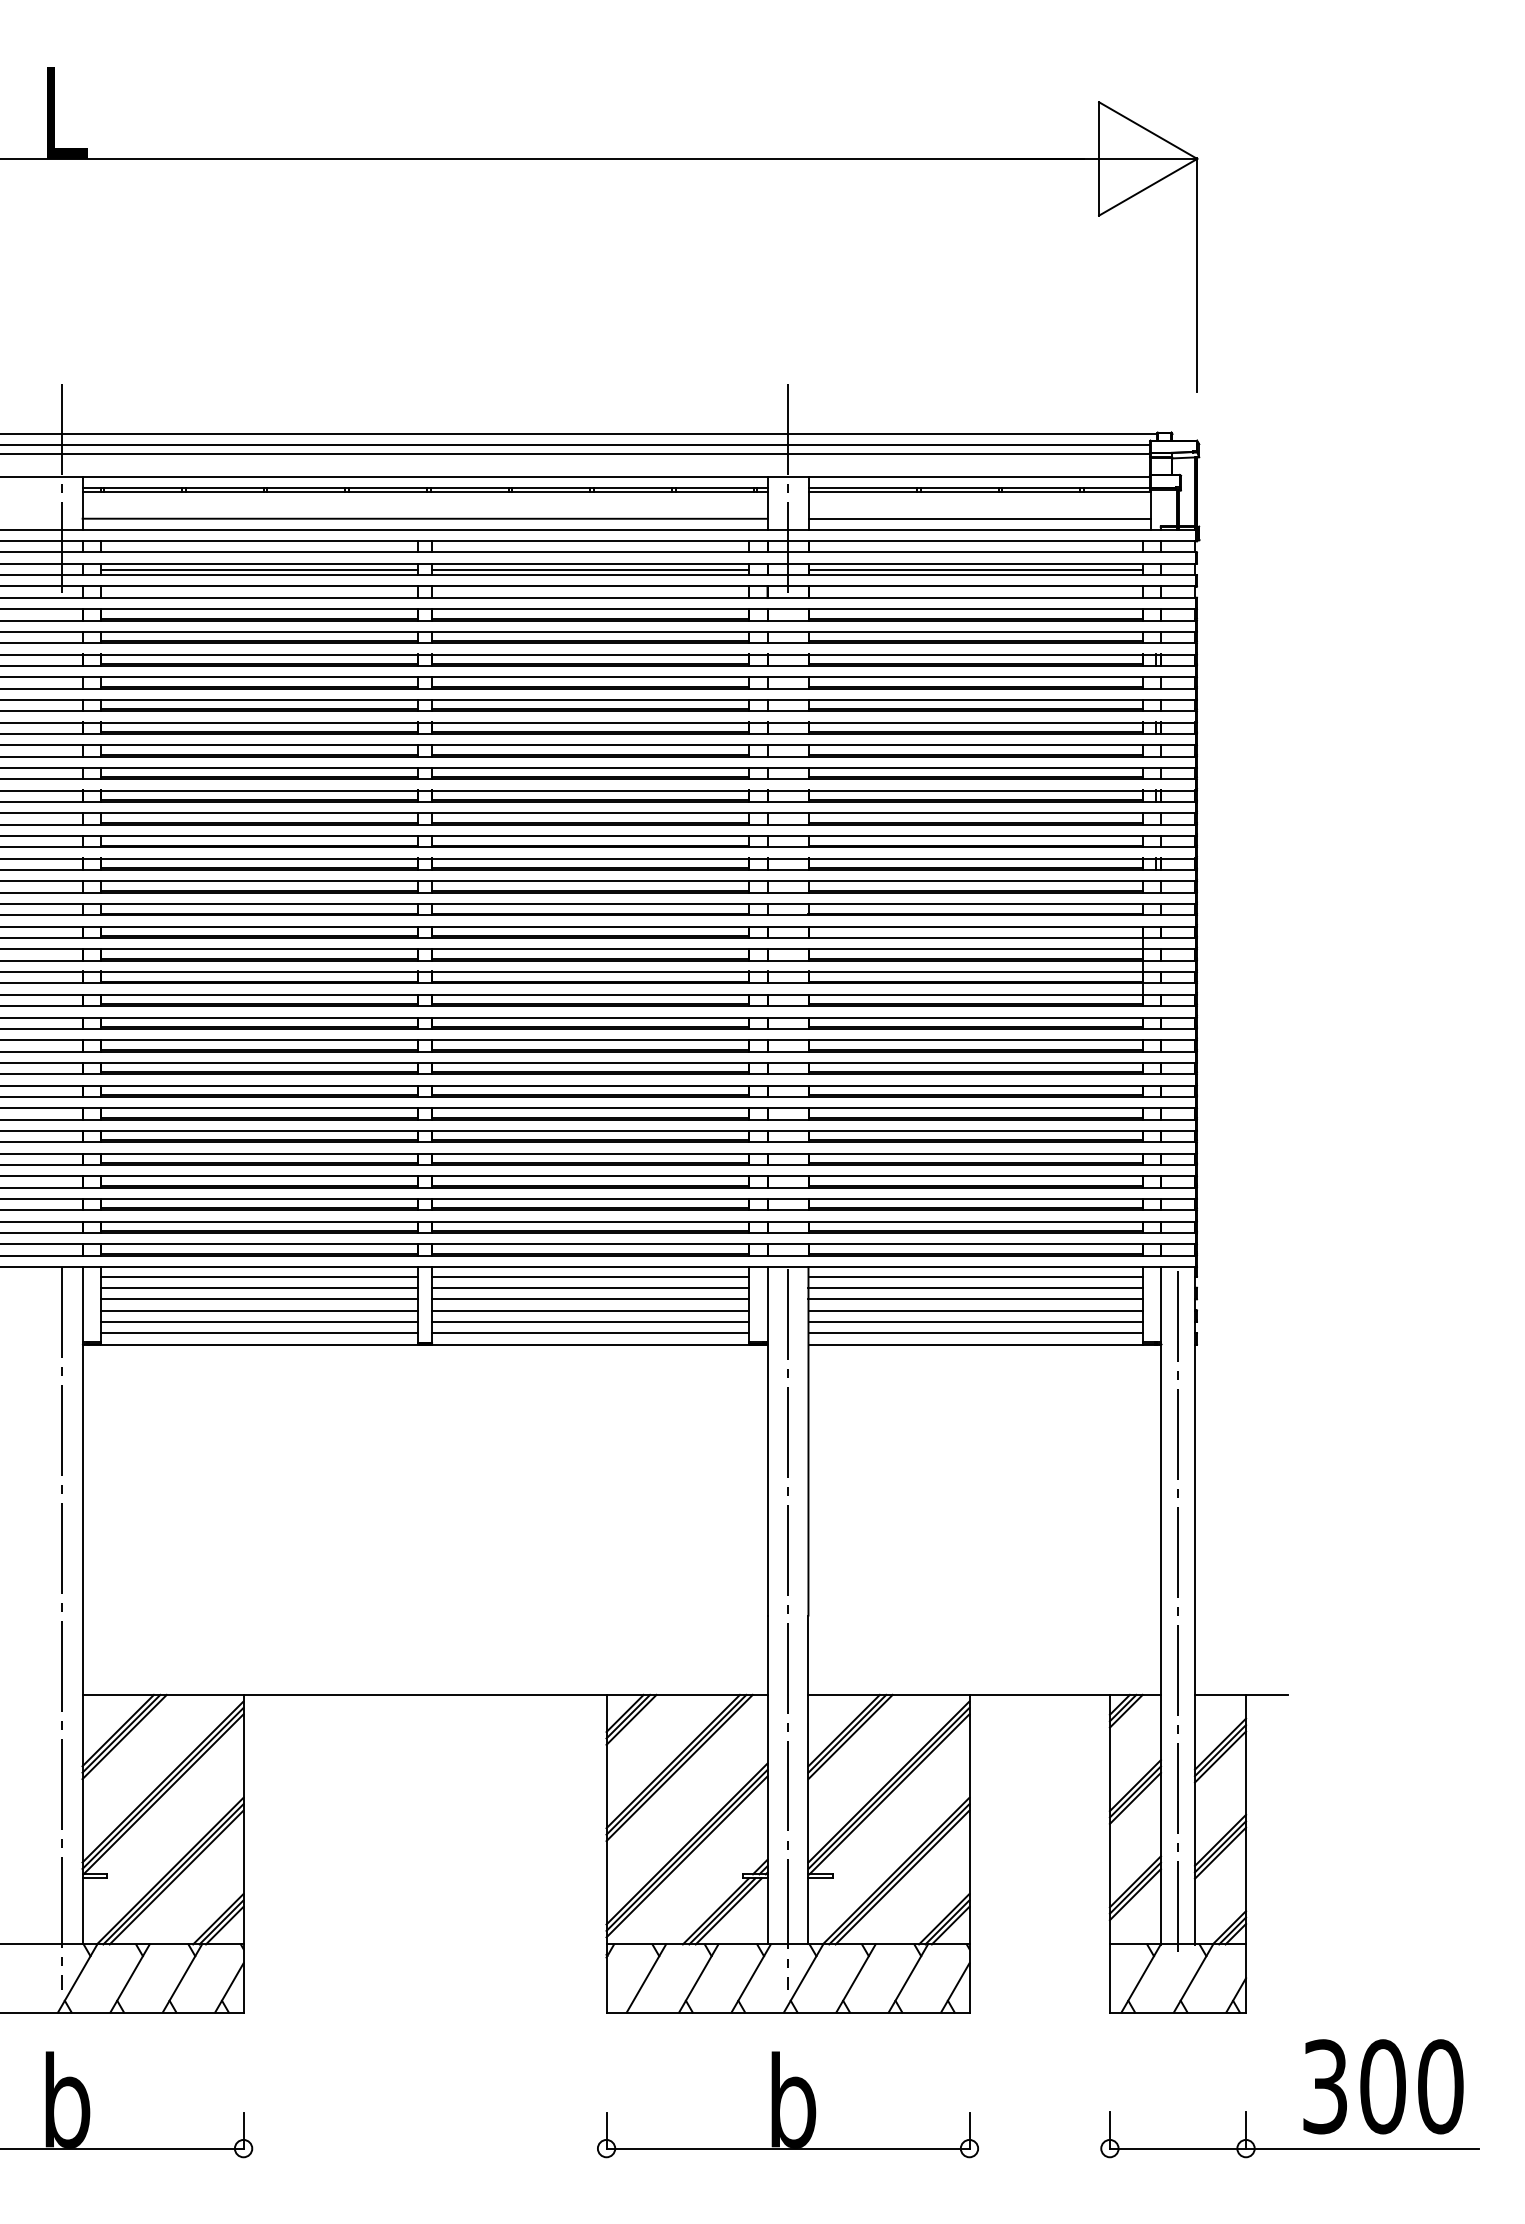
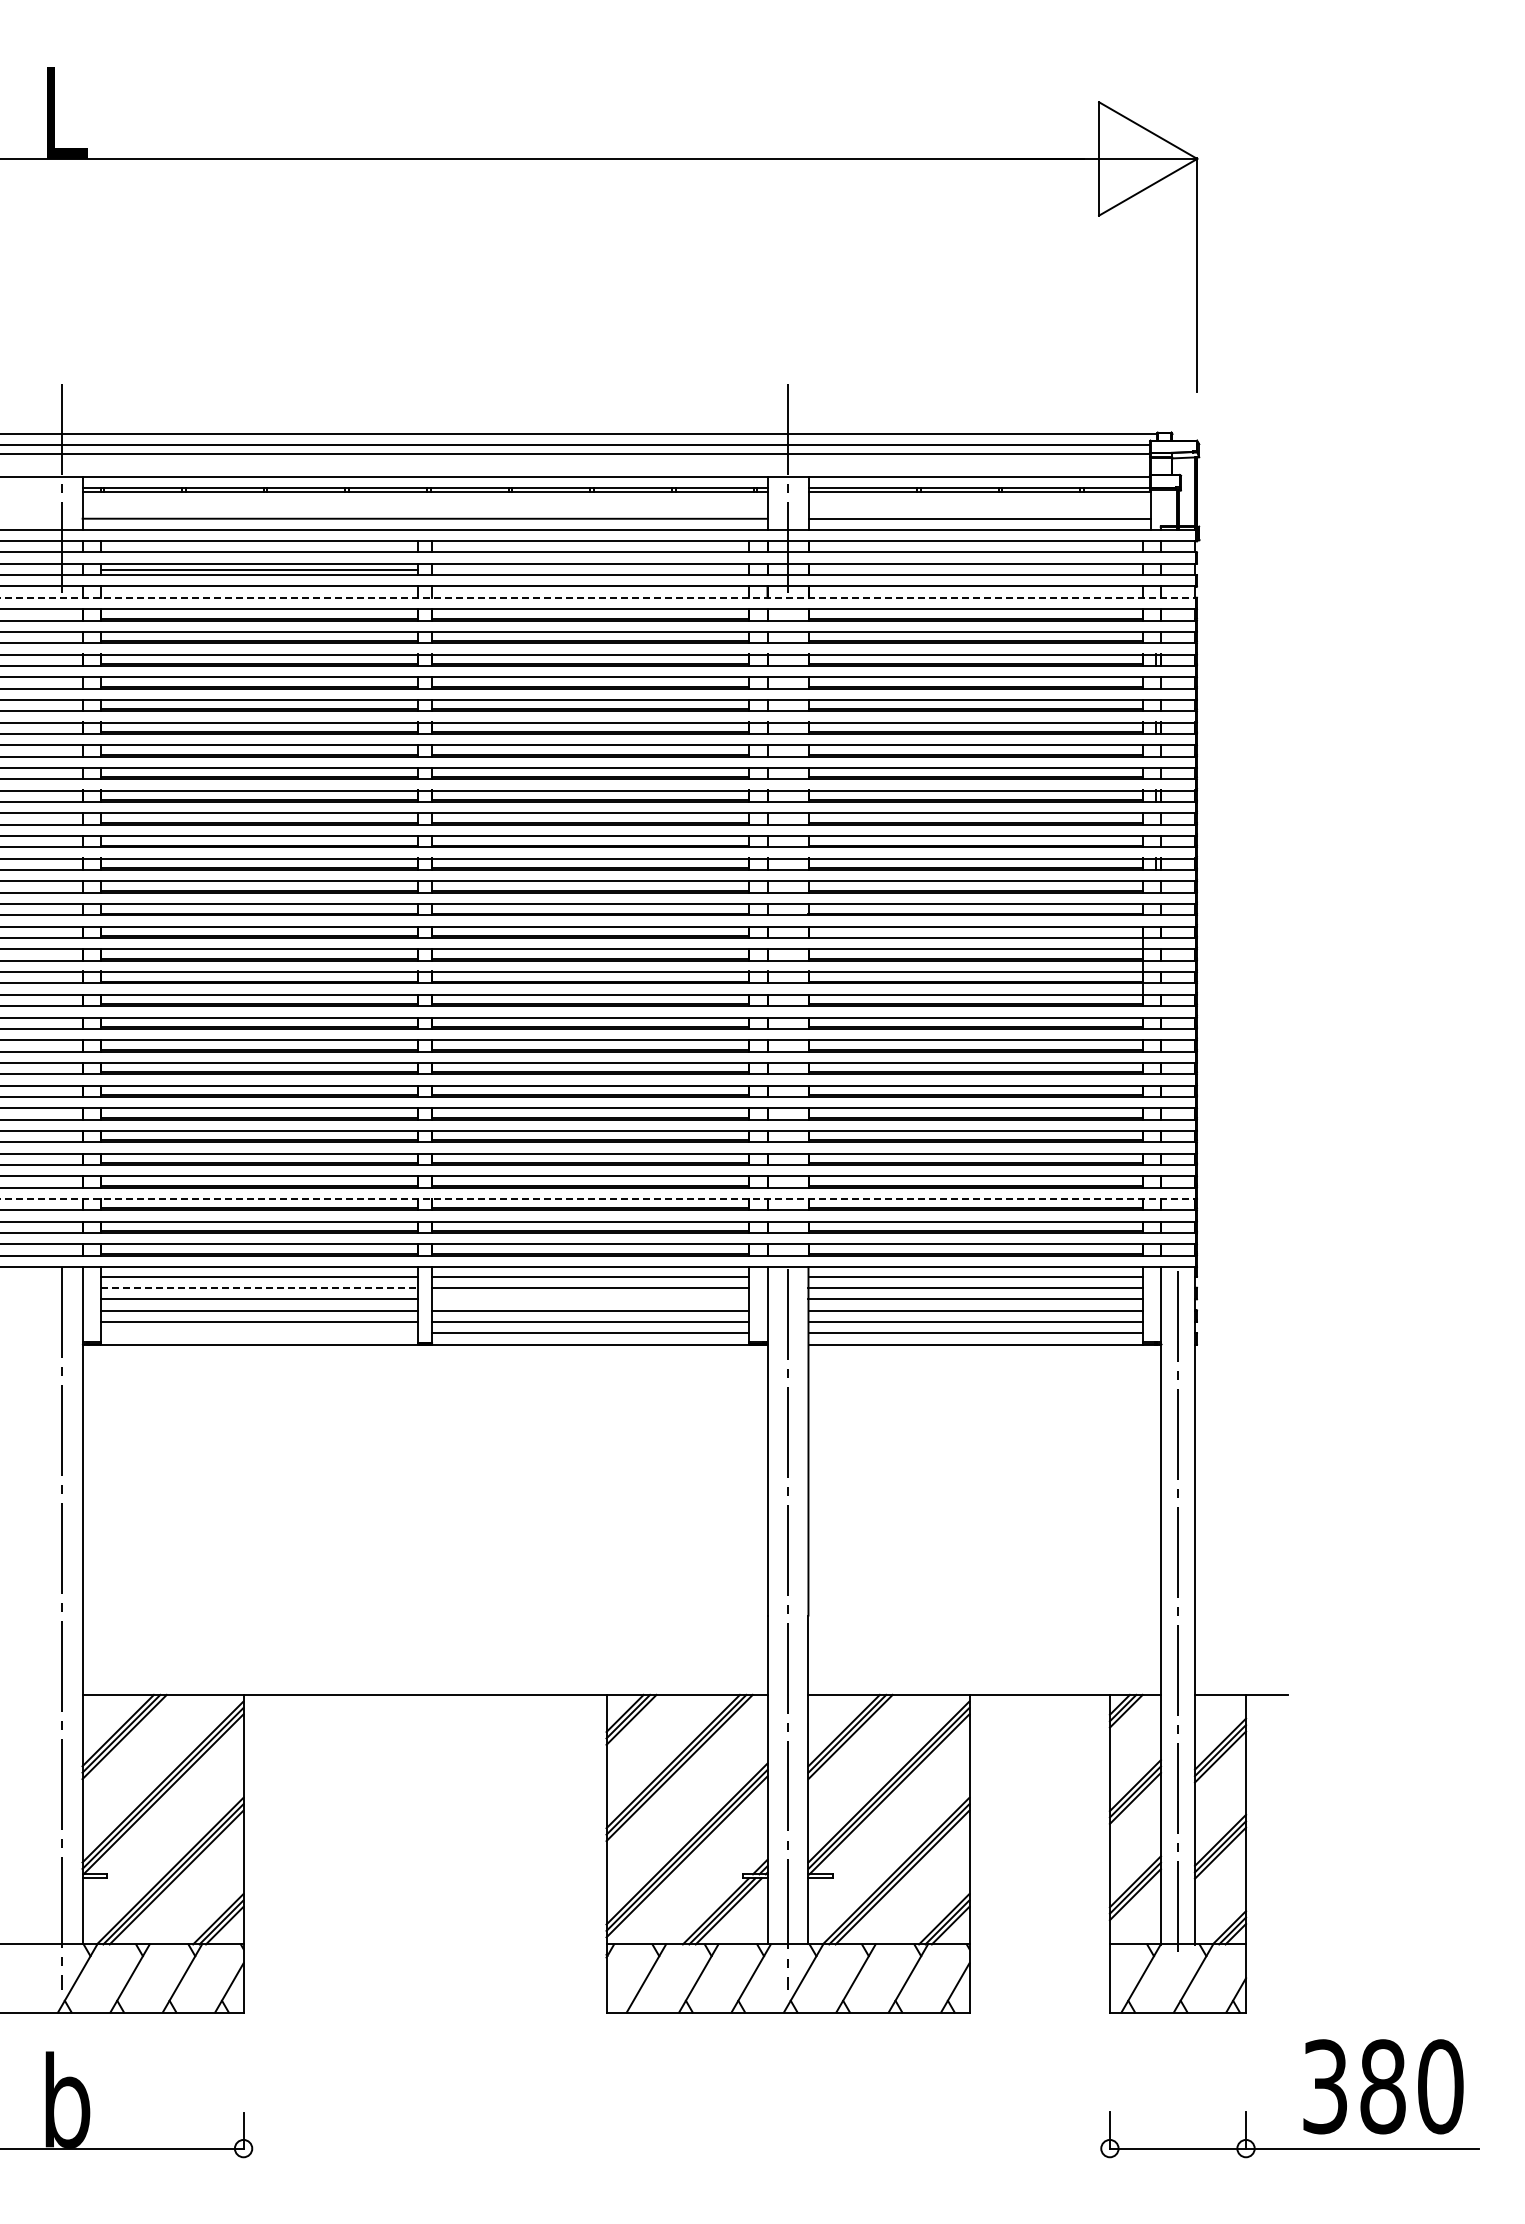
line: present -> none (590, 570)
line: present -> none (975, 570)
line: solid -> dashed (598, 597)
line: solid -> dashed (598, 1198)
line: solid -> dashed (259, 1287)
line: present -> none (590, 1299)
line: present -> none (259, 1333)
text: 300 -> 380 (1382, 2086)
part: present -> none (787, 2104)
